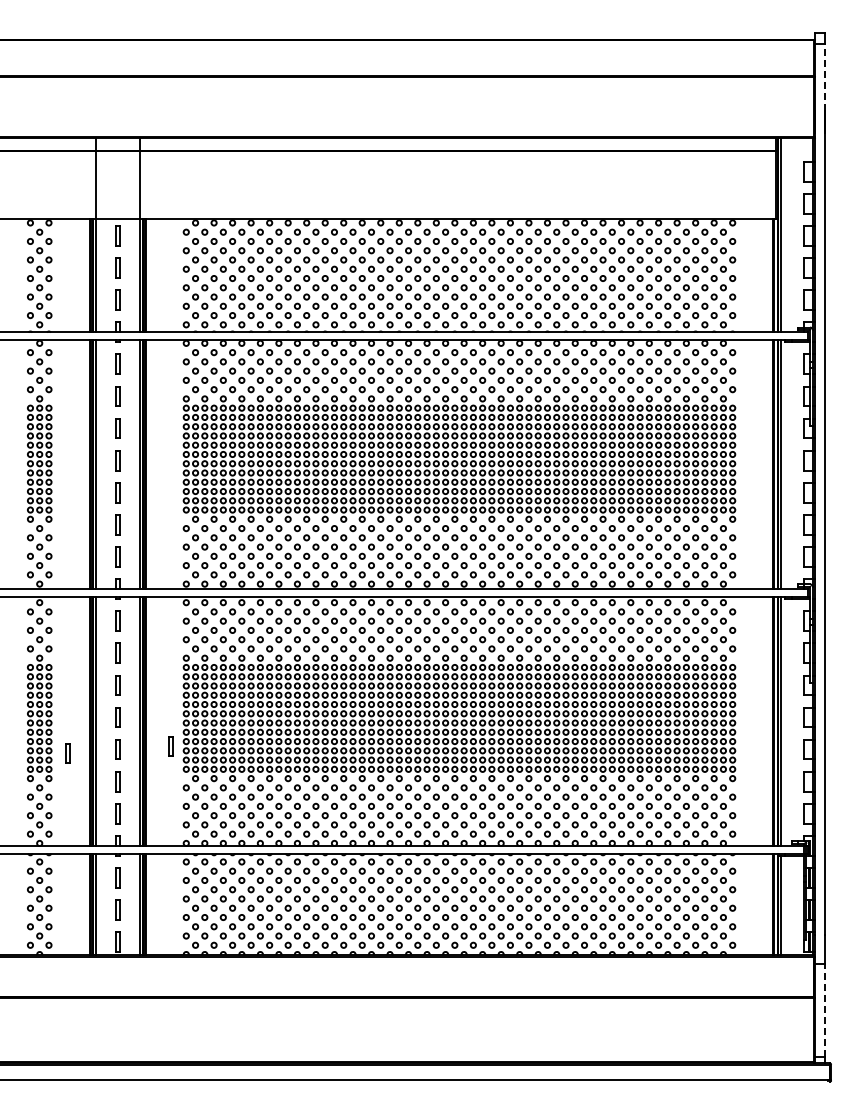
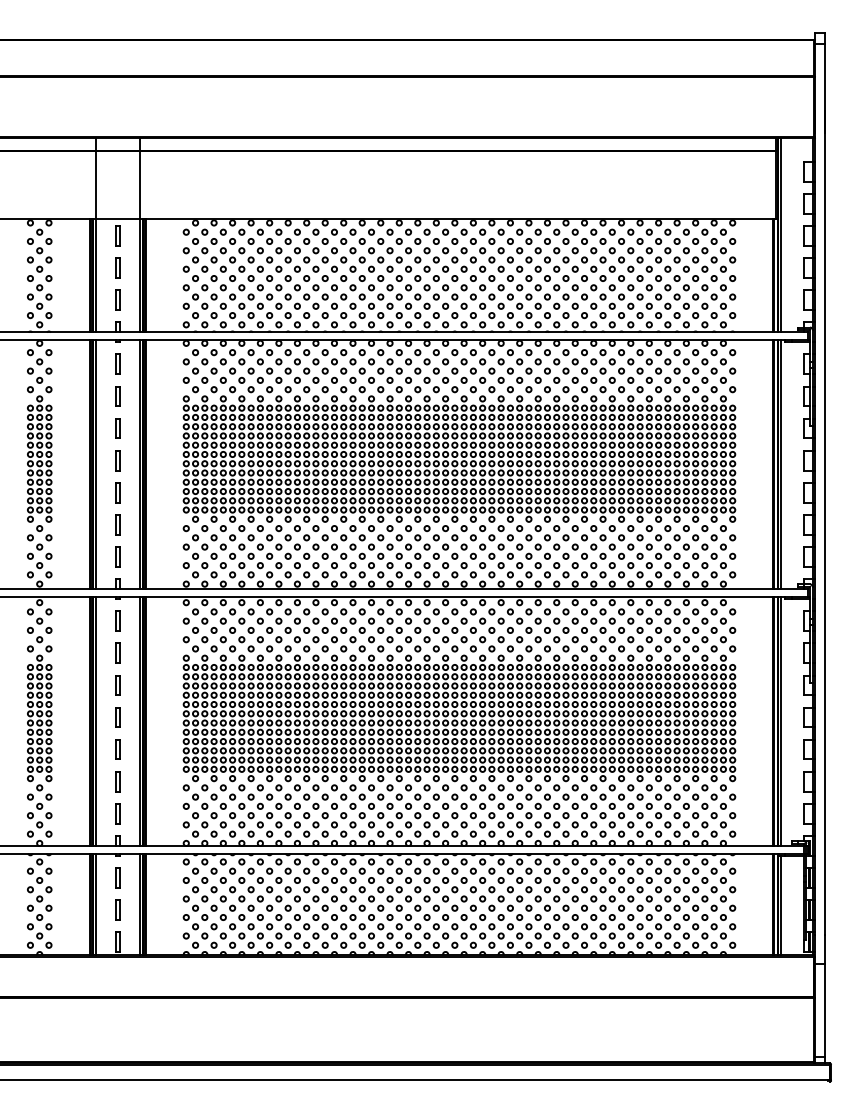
line: dashed -> solid (825, 76)
part: present -> none (170, 746)
part: present -> none (67, 753)
line: dashed -> solid (825, 1010)
